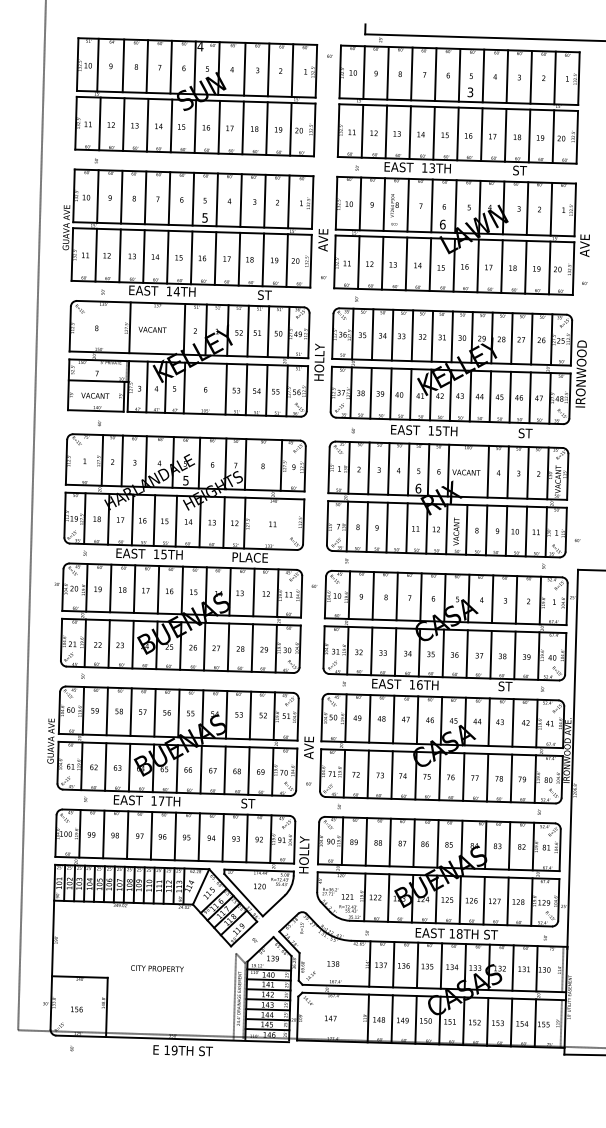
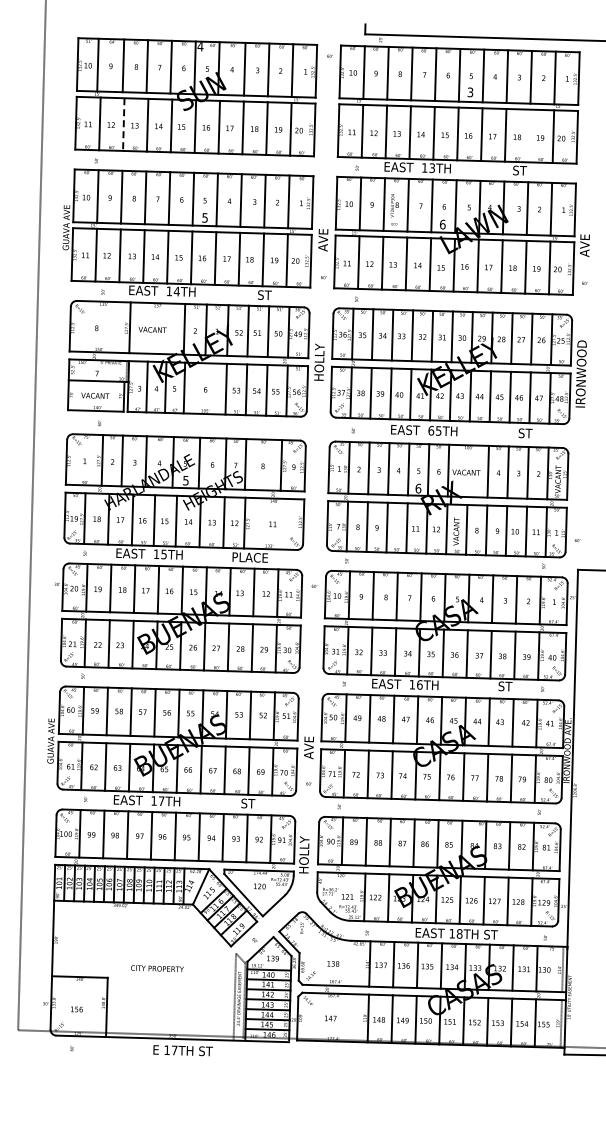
line: solid -> dashed (123, 125)
line: present -> none (529, 135)
text: 15TH -> 65TH (431, 430)
text: 19TH -> 17TH (174, 1050)
